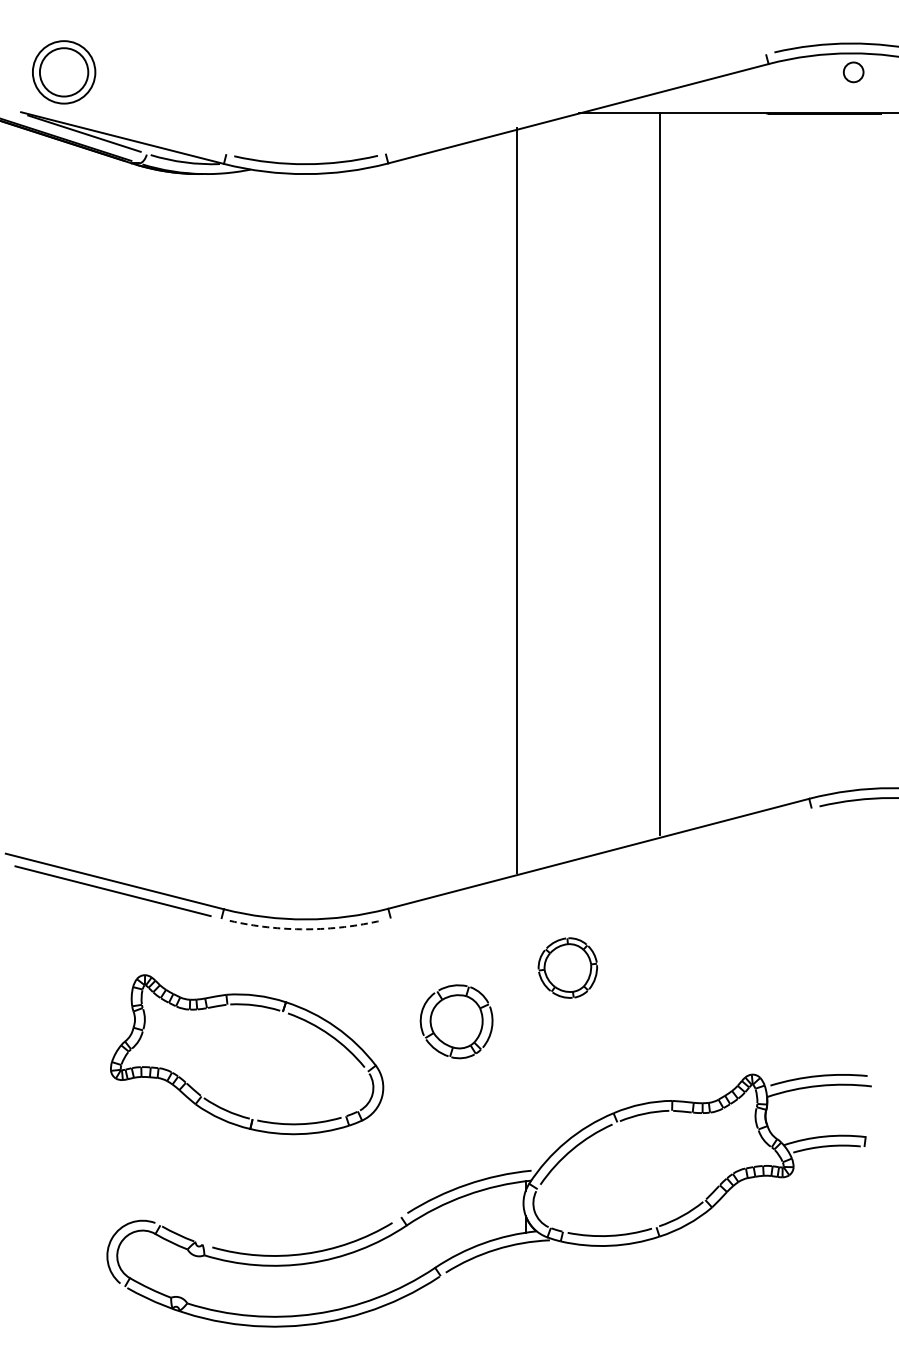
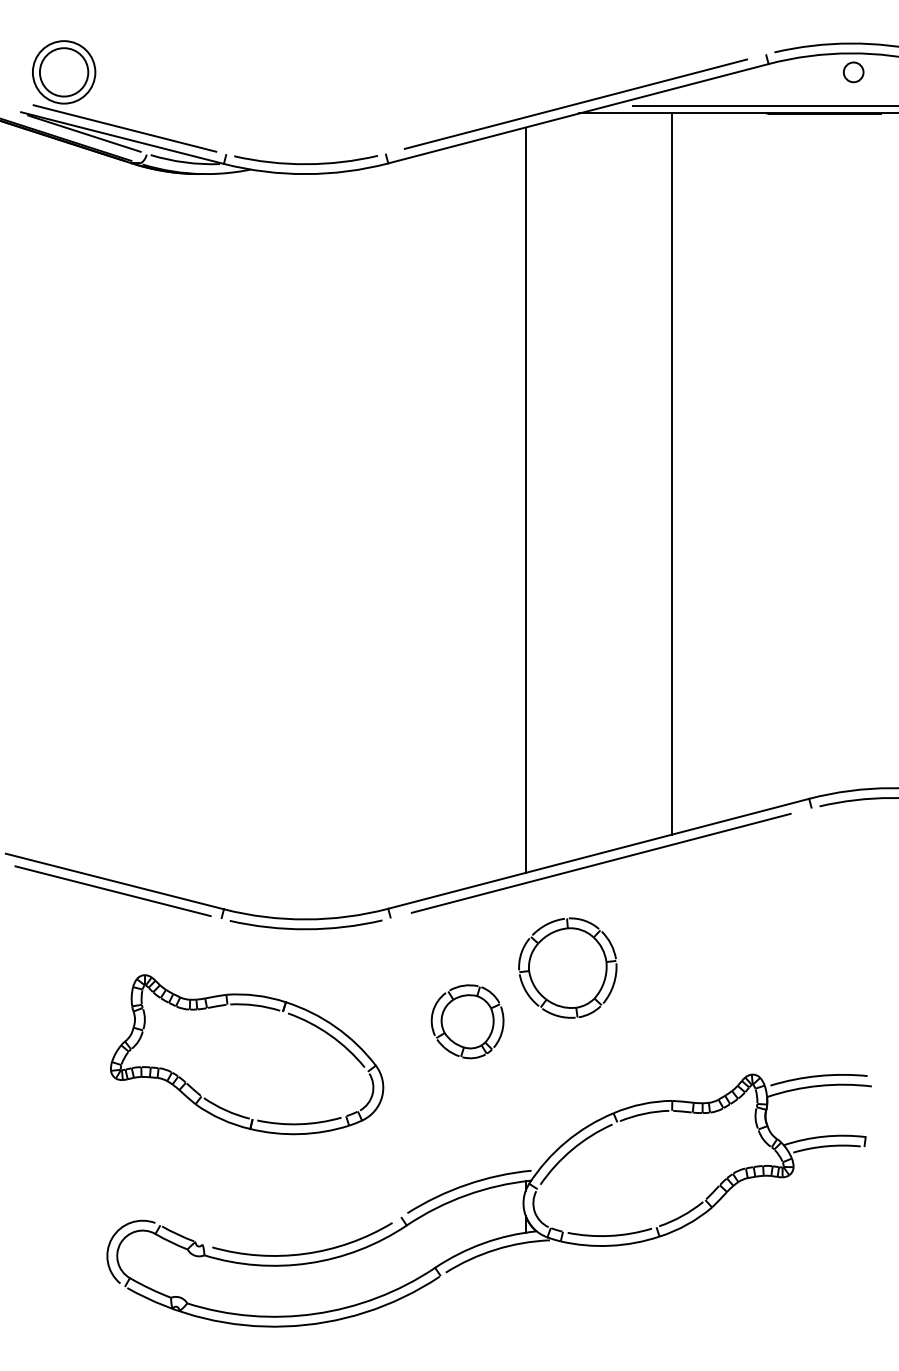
line: none -> present (575, 103)
line: none -> present (763, 105)
line: none -> present (124, 128)
line position: (660, 473) -> (672, 473) (672, 473)
line position: (516, 499) -> (525, 499) (525, 499)
line: none -> present (600, 862)
arc: dashed -> solid (306, 929)
part size: 61x62 px -> 100x102 px (567, 967)
part position: (456, 1021) -> (467, 1021) (467, 1021)
